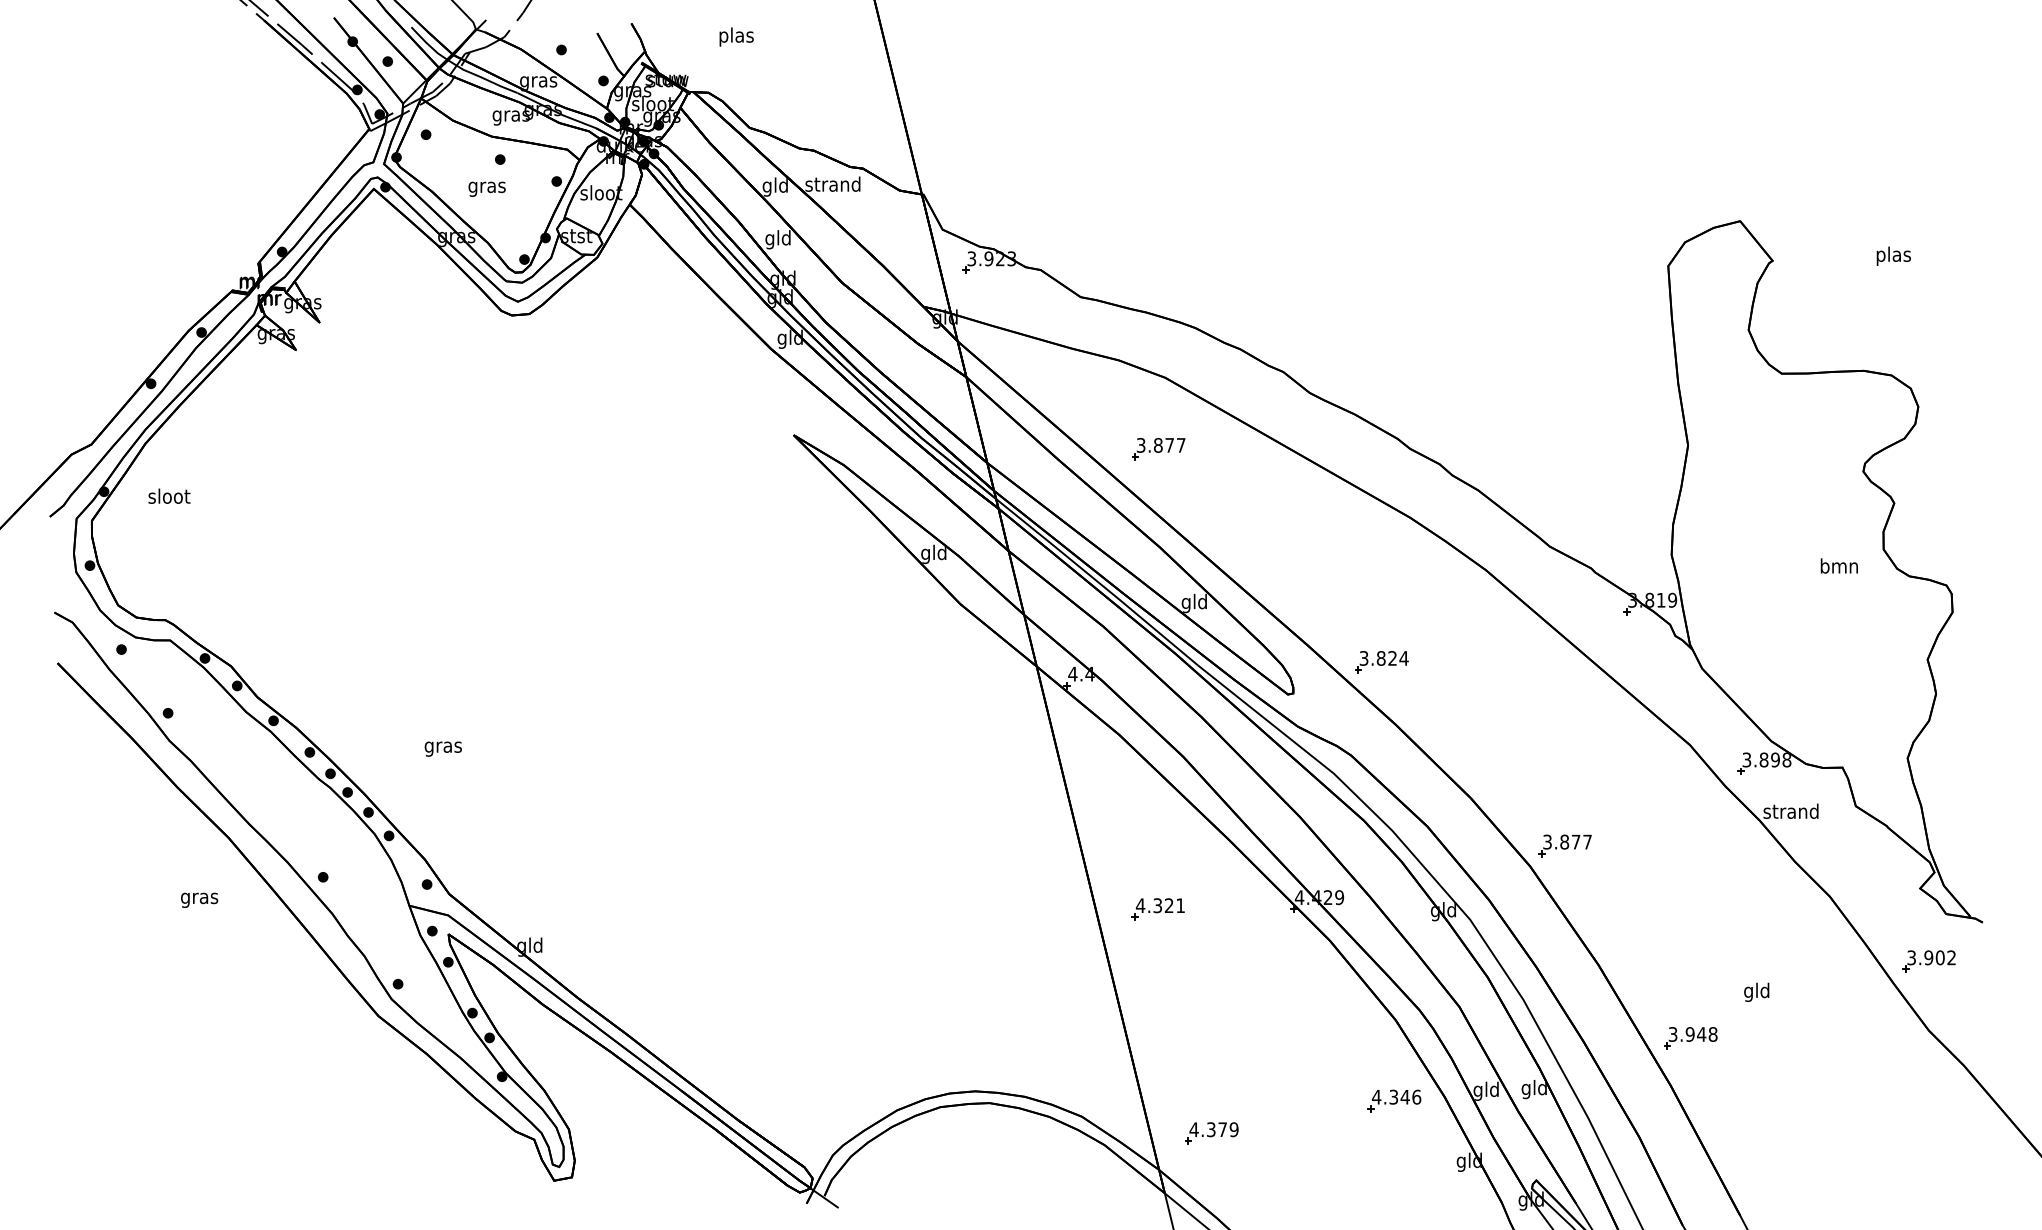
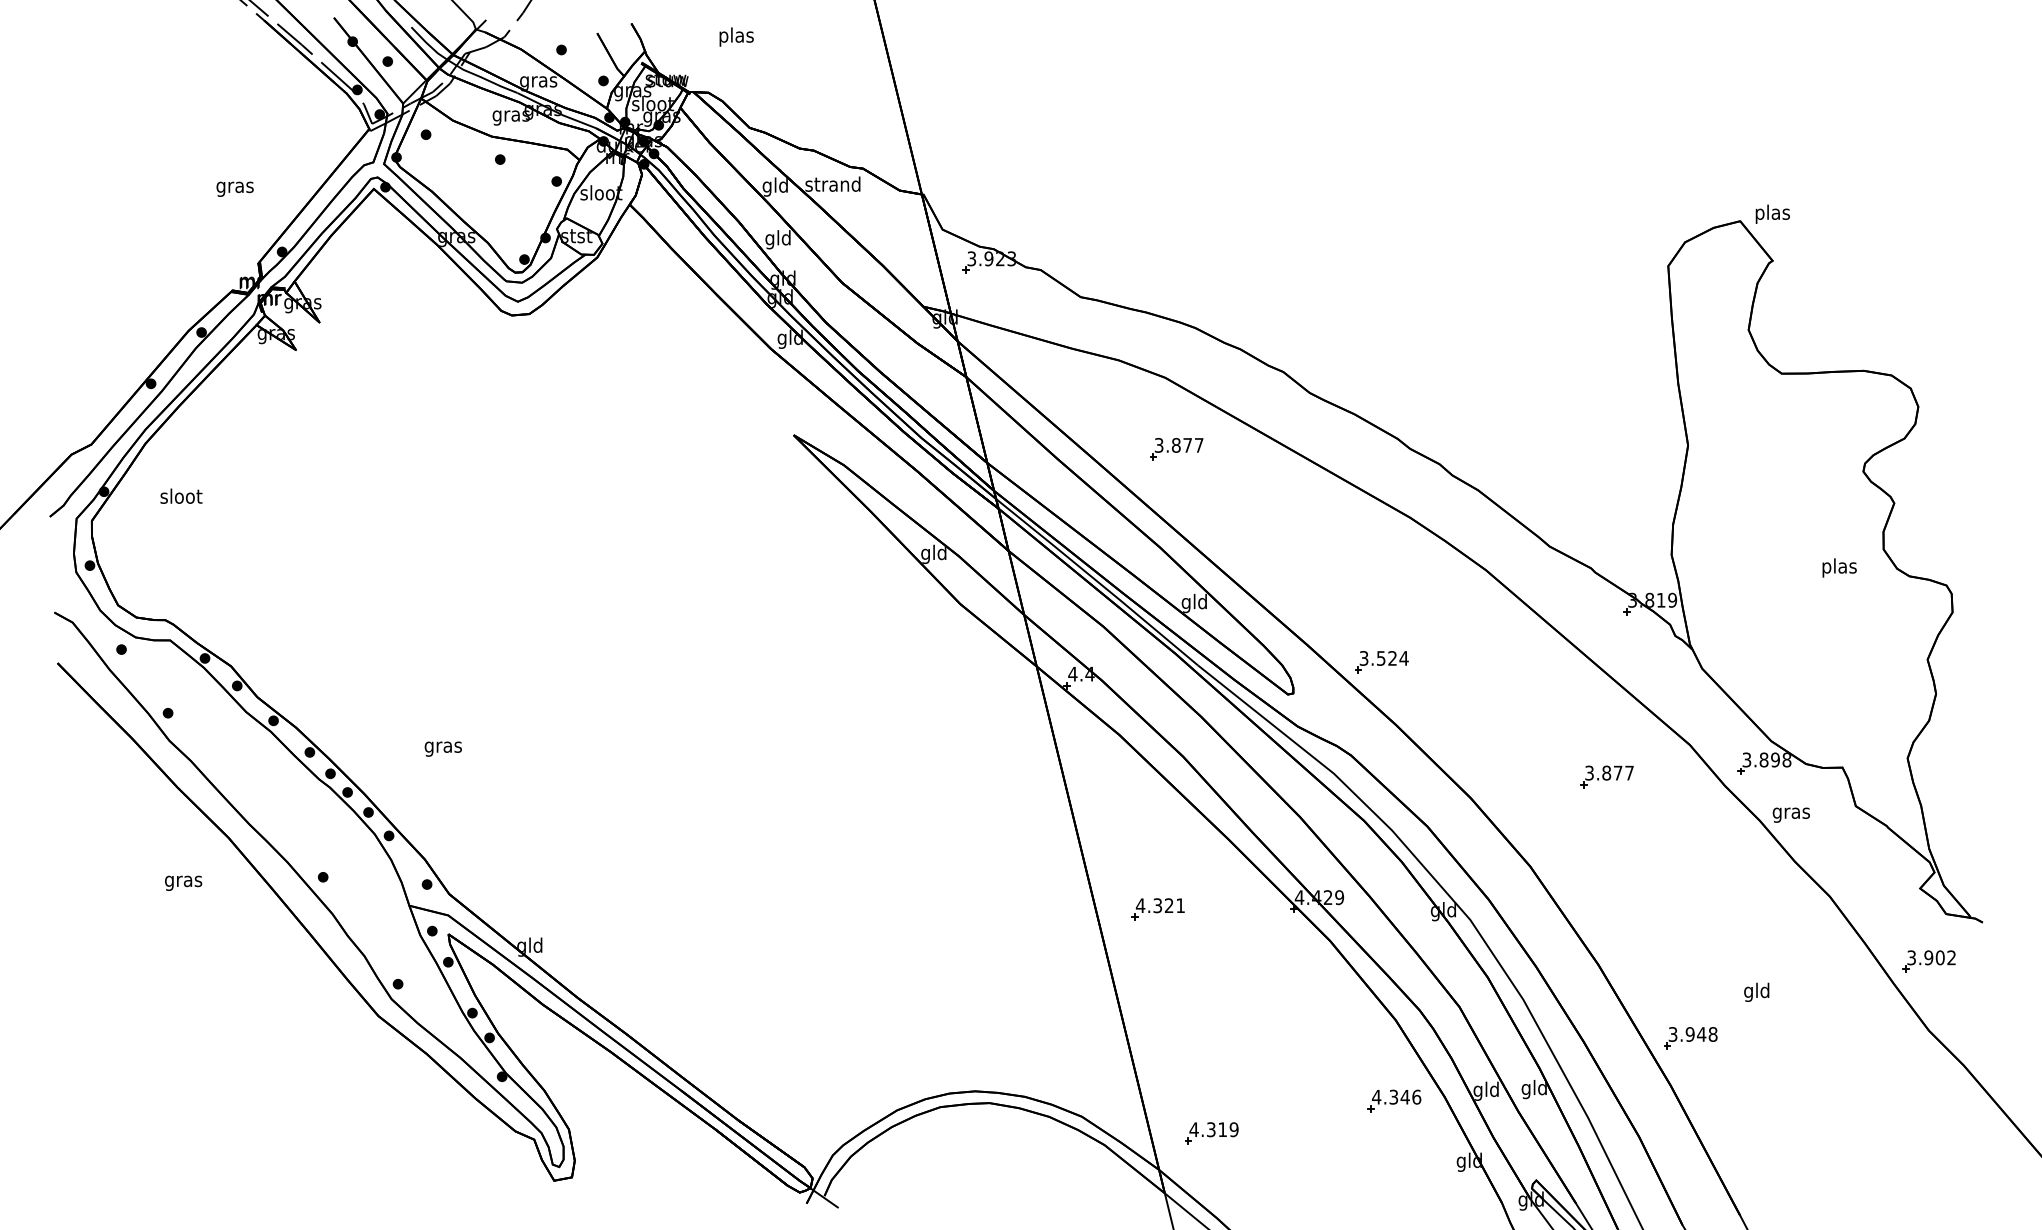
text position: (486, 188) -> (234, 188) (234, 188)
text position: (1893, 255) -> (1772, 213) (1772, 213)
part position: (1158, 449) -> (1176, 449) (1176, 449)
text position: (169, 495) -> (181, 495) (181, 495)
text: bmn -> plas (1838, 567)
text: 3.824 -> 3.524 (1380, 658)
text: strand -> gras (1790, 812)
part position: (1564, 845) -> (1606, 776) (1606, 776)
text position: (199, 899) -> (183, 882) (183, 882)
text: 4.379 -> 4.319 (1222, 1129)
